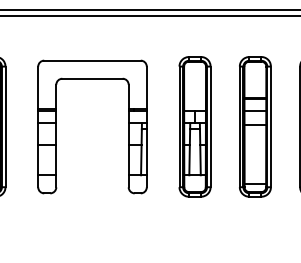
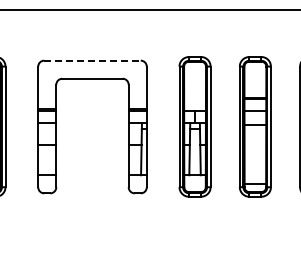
line: present -> none (149, 16)
line: solid -> dashed (93, 60)
